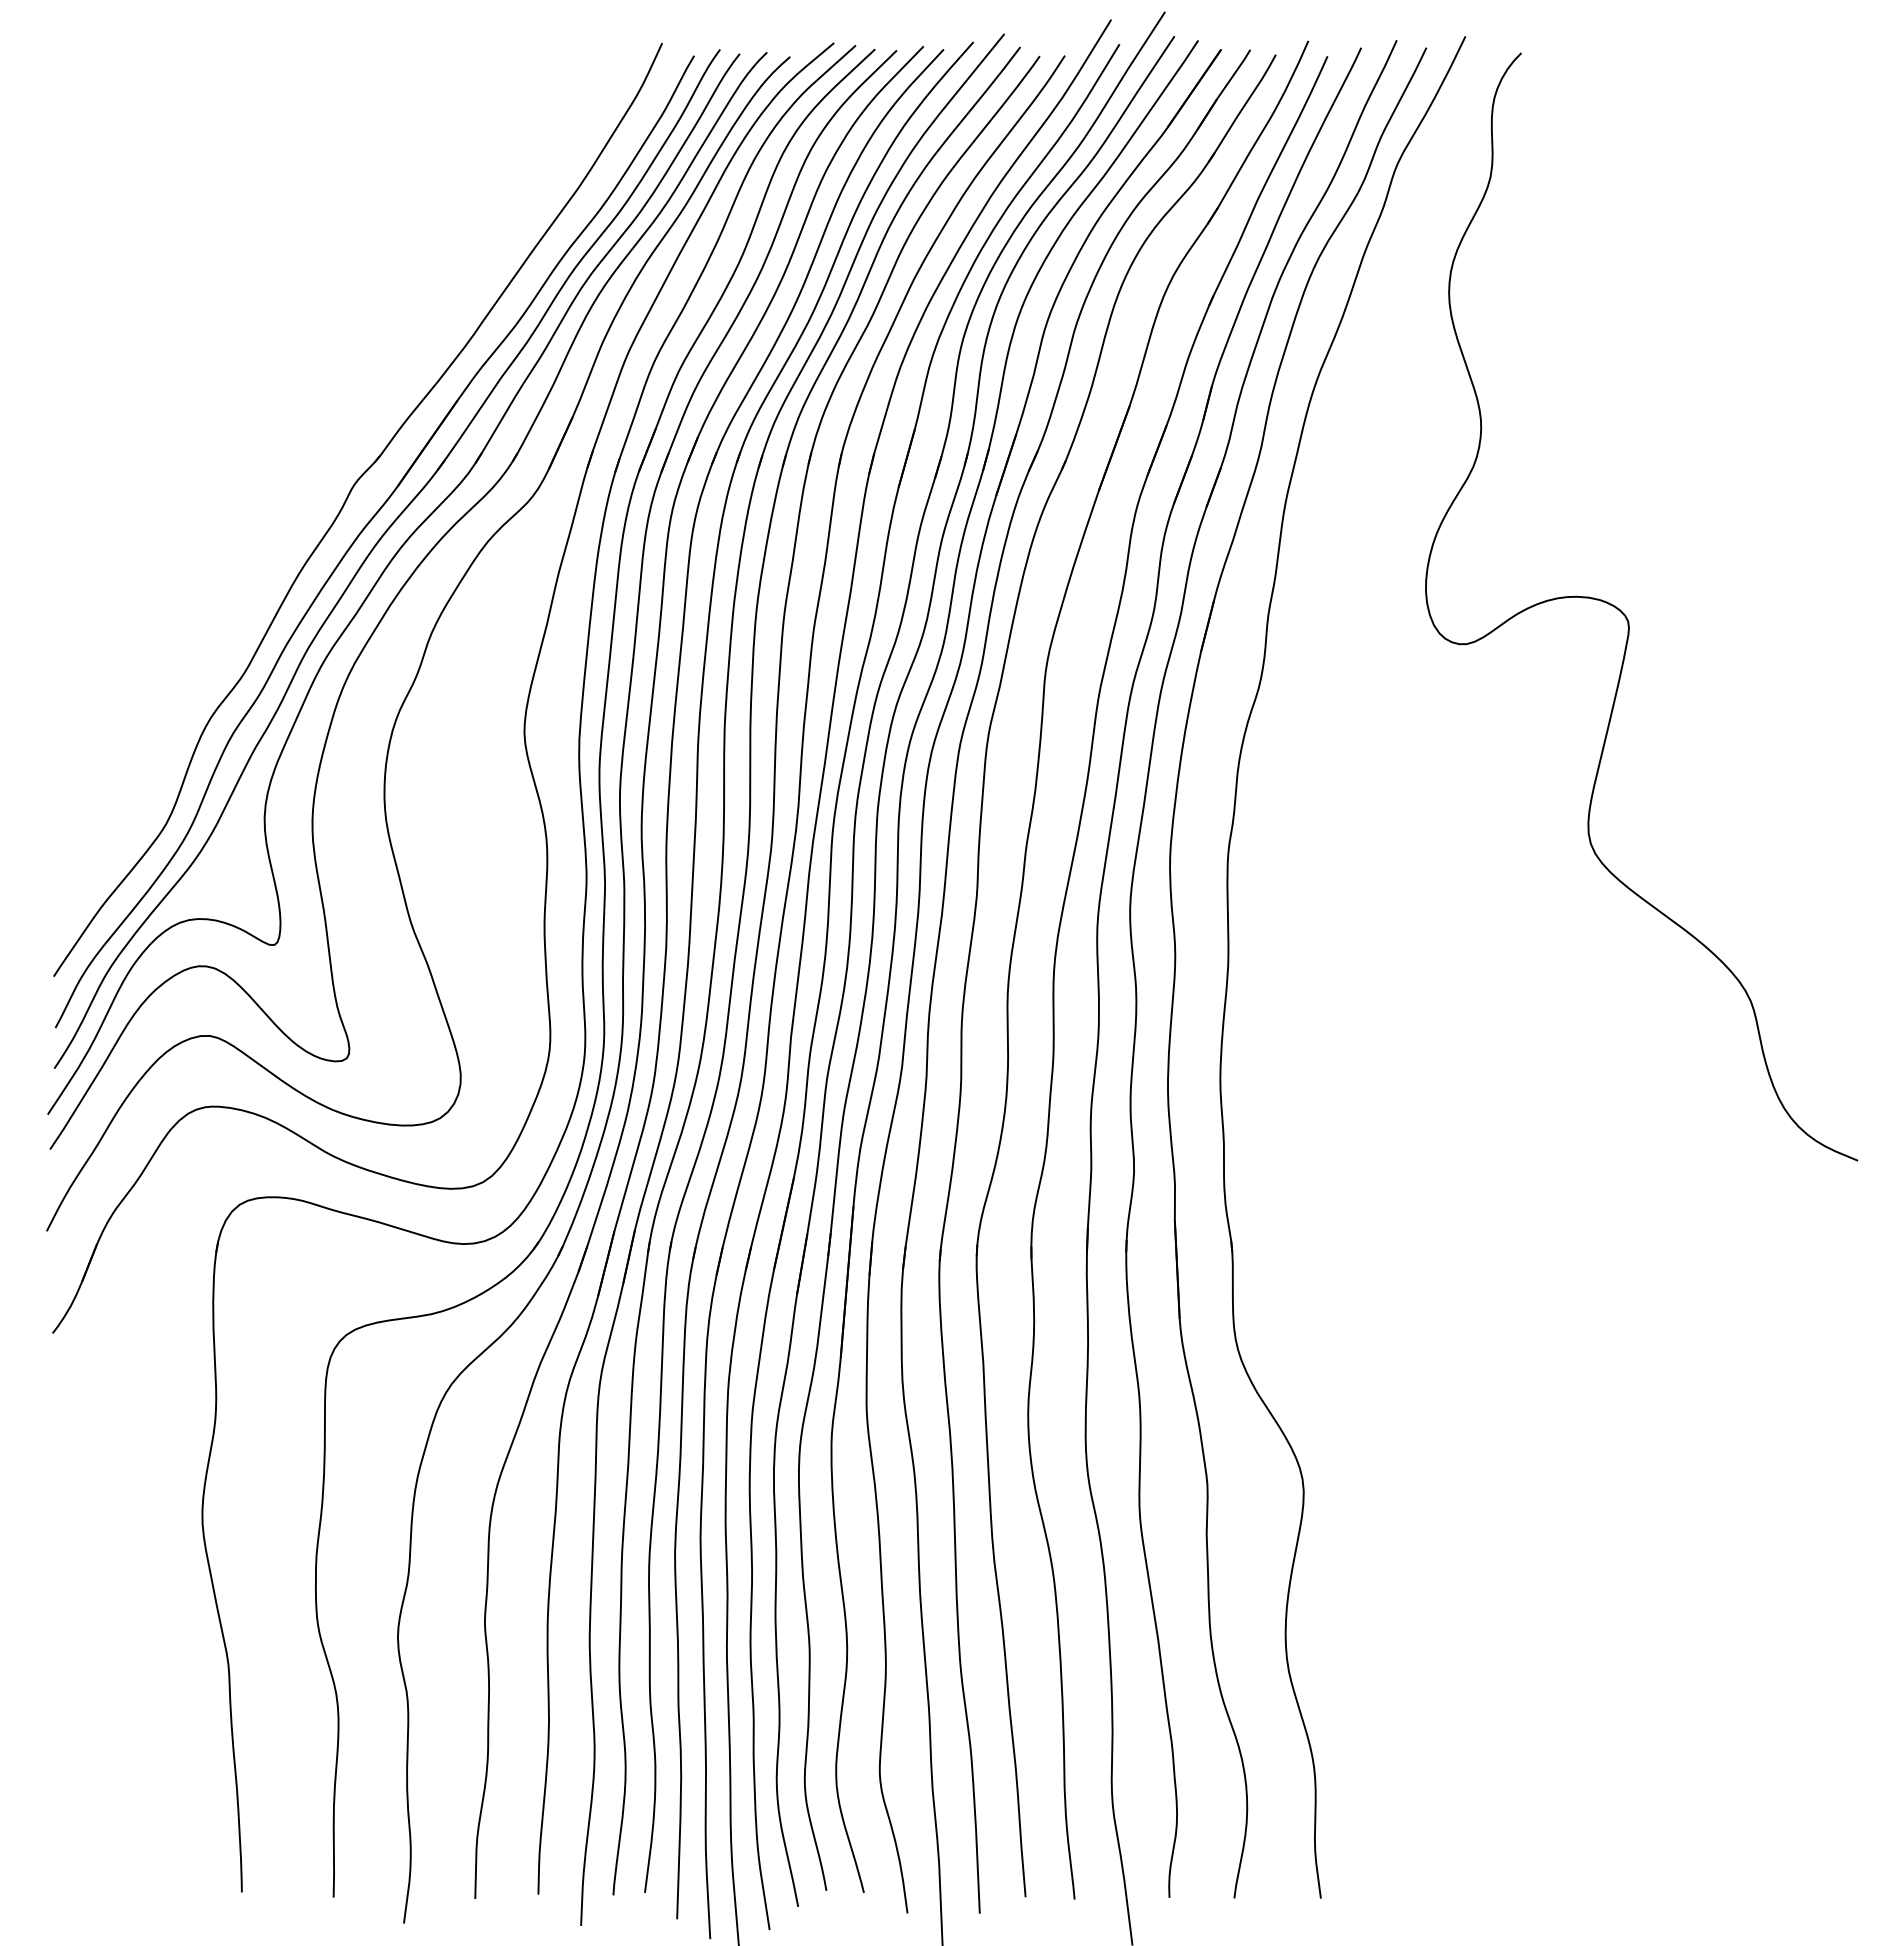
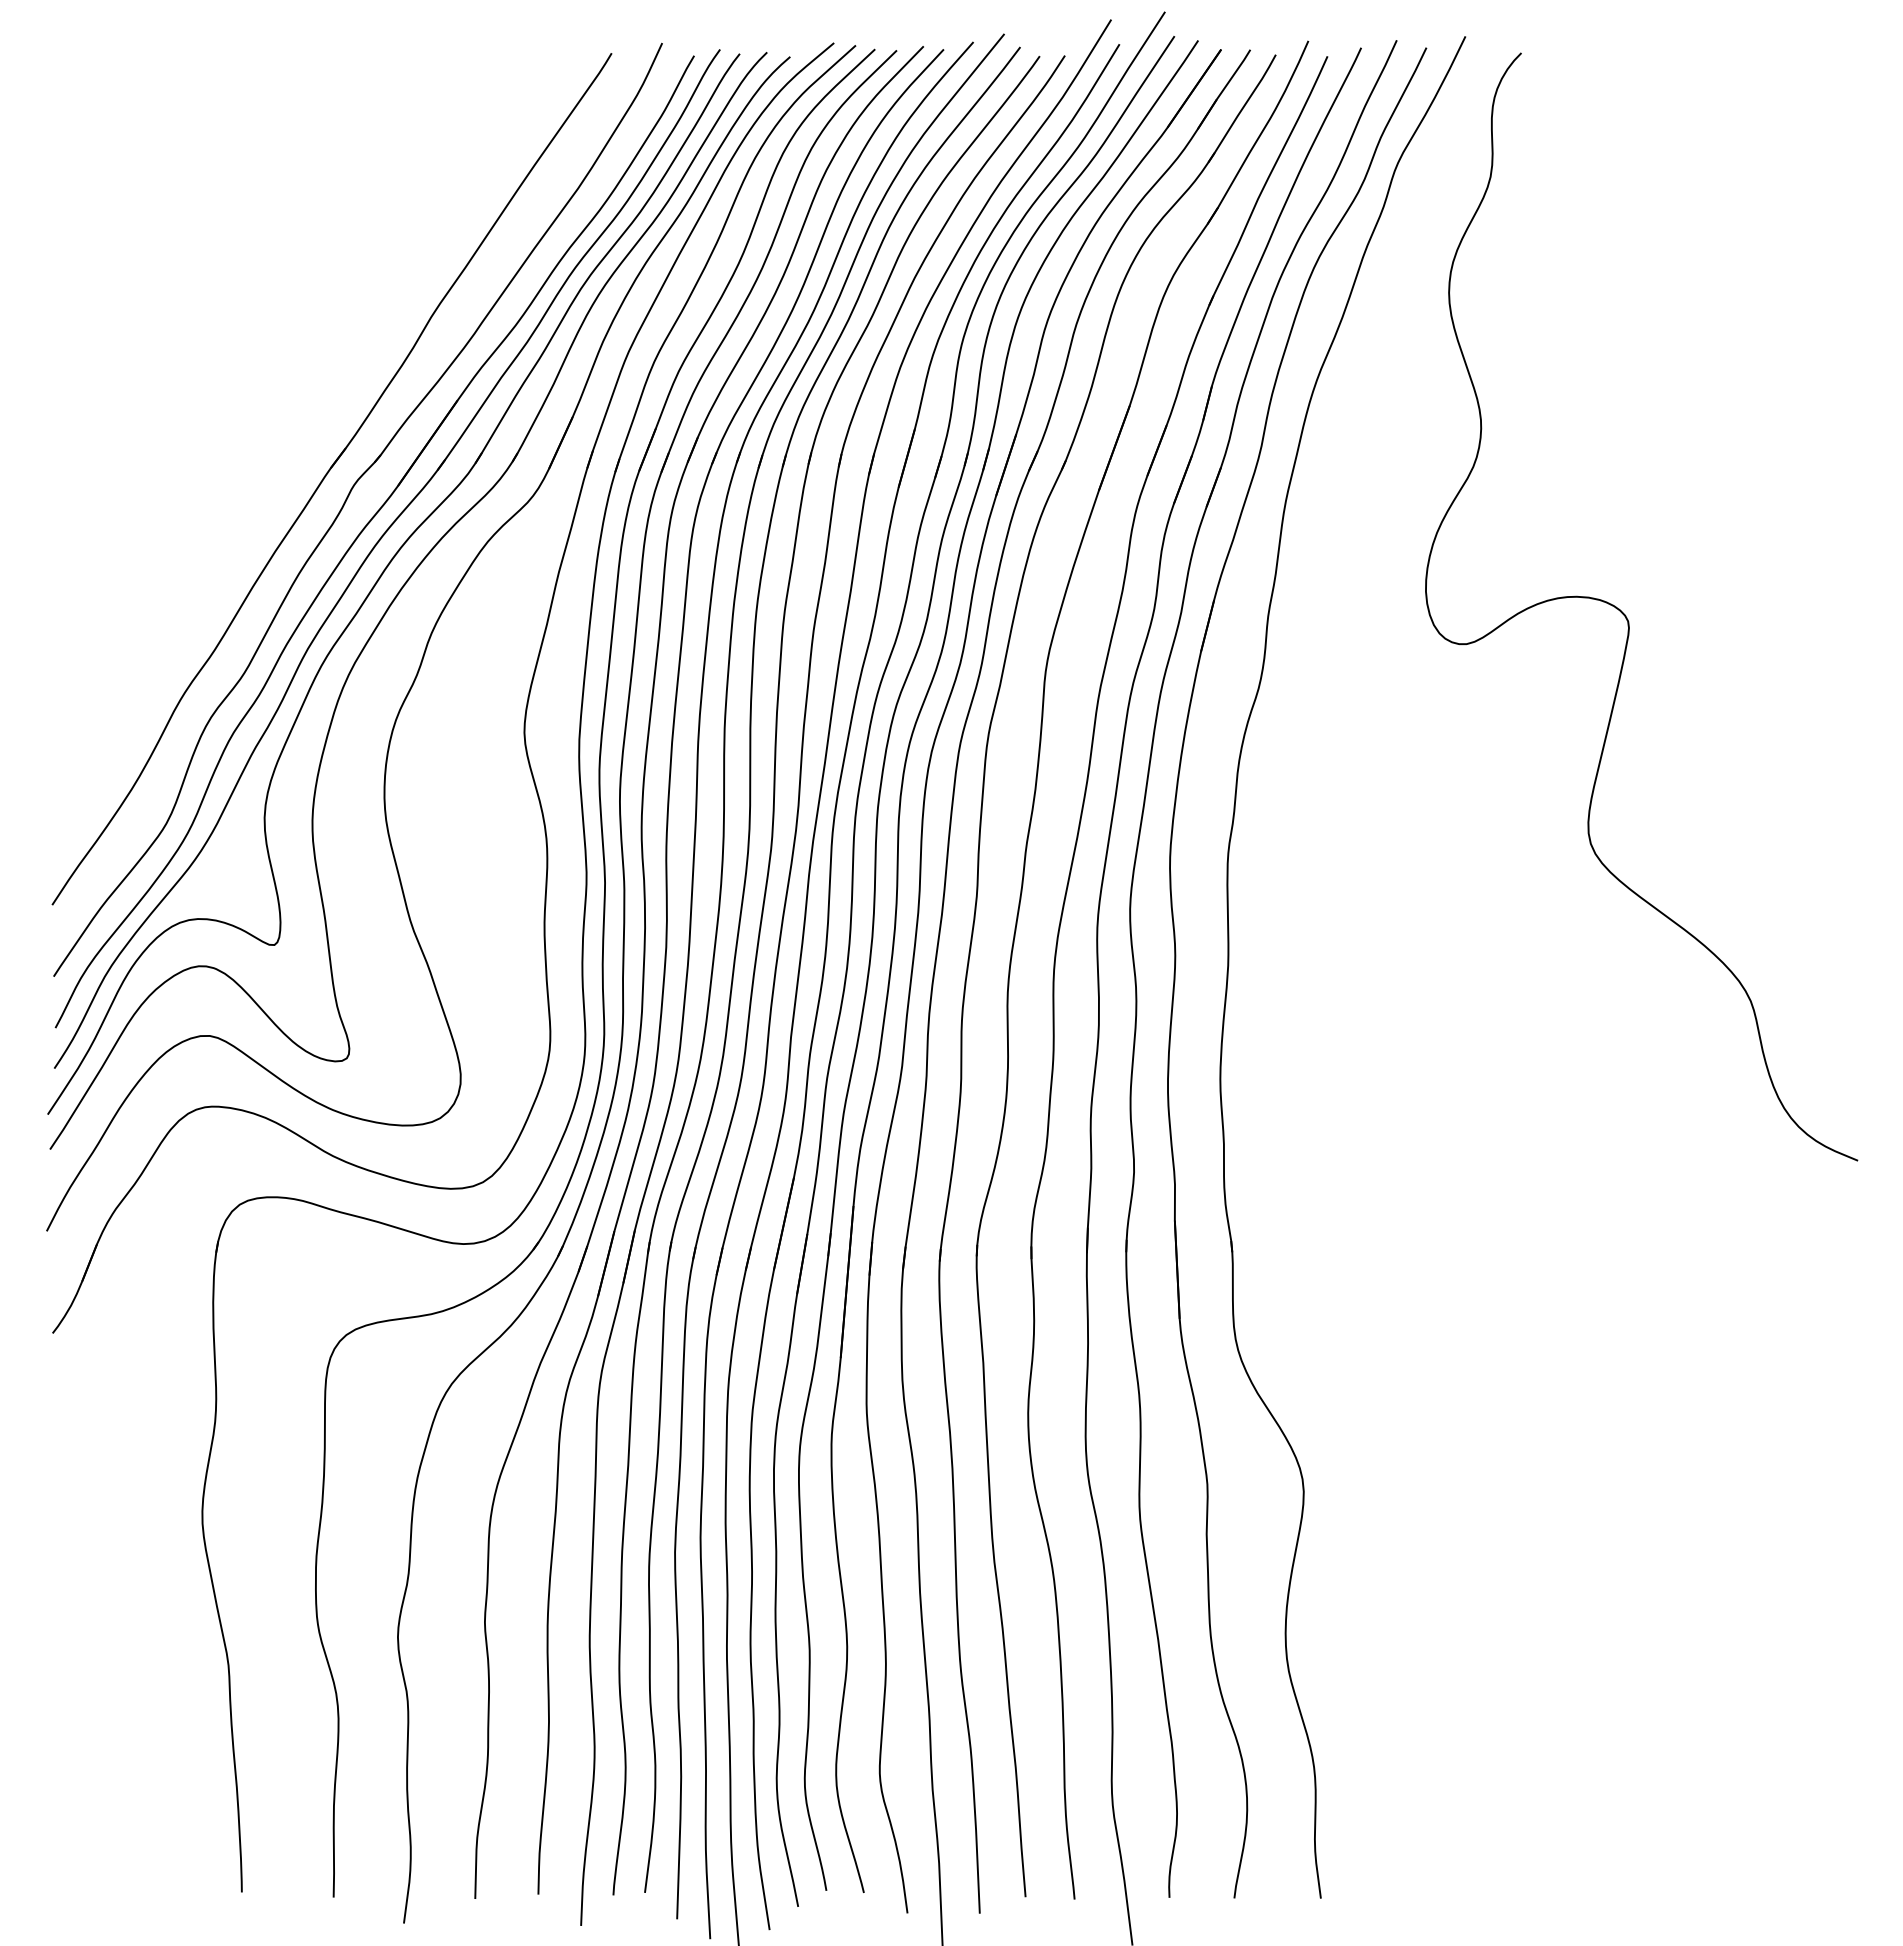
part: none -> present (331, 479)
